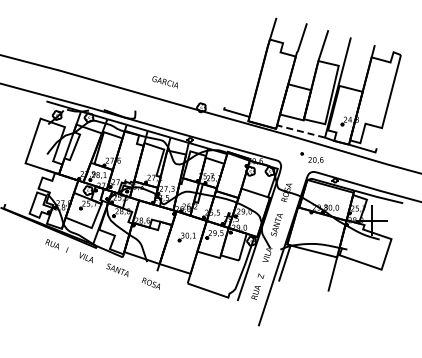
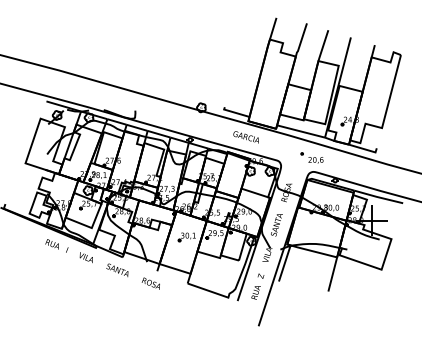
text position: (164, 82) -> (245, 137) (245, 137)
line: dashed -> solid (300, 131)
